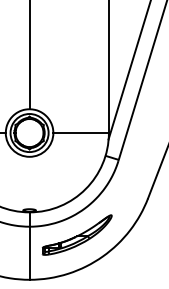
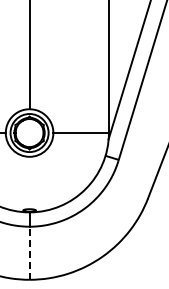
part: present -> none (76, 234)
line: solid -> dashed (29, 253)
